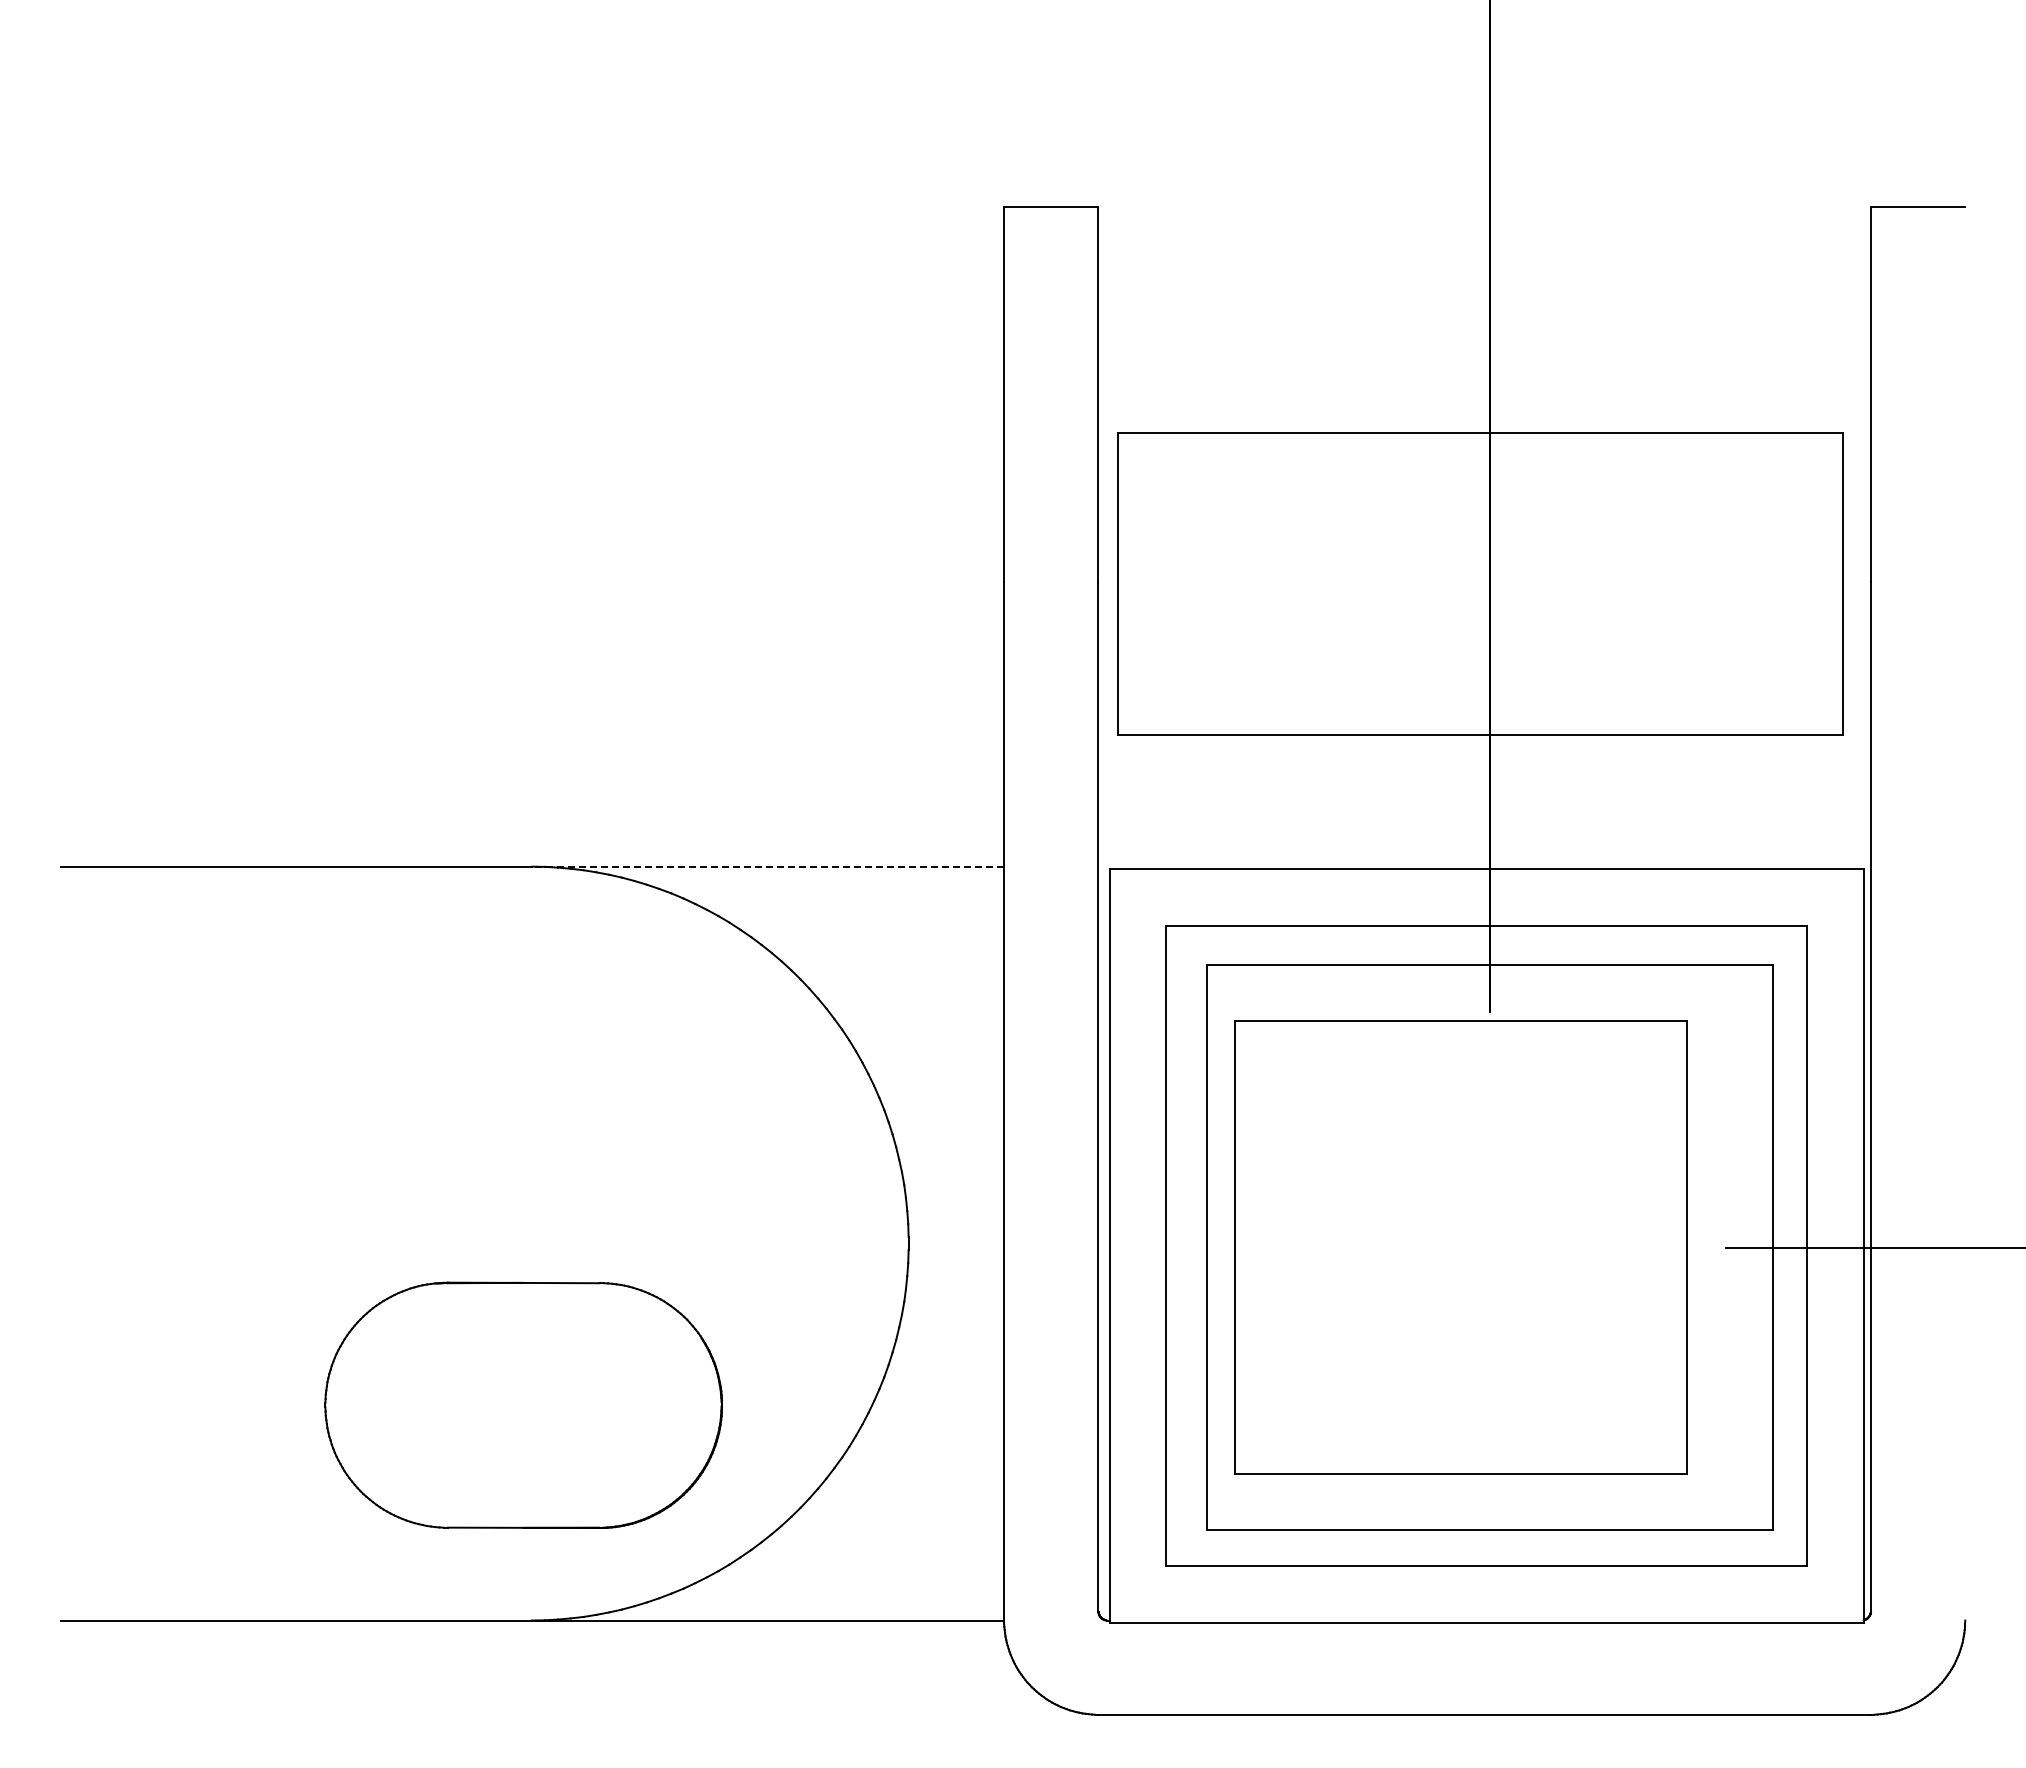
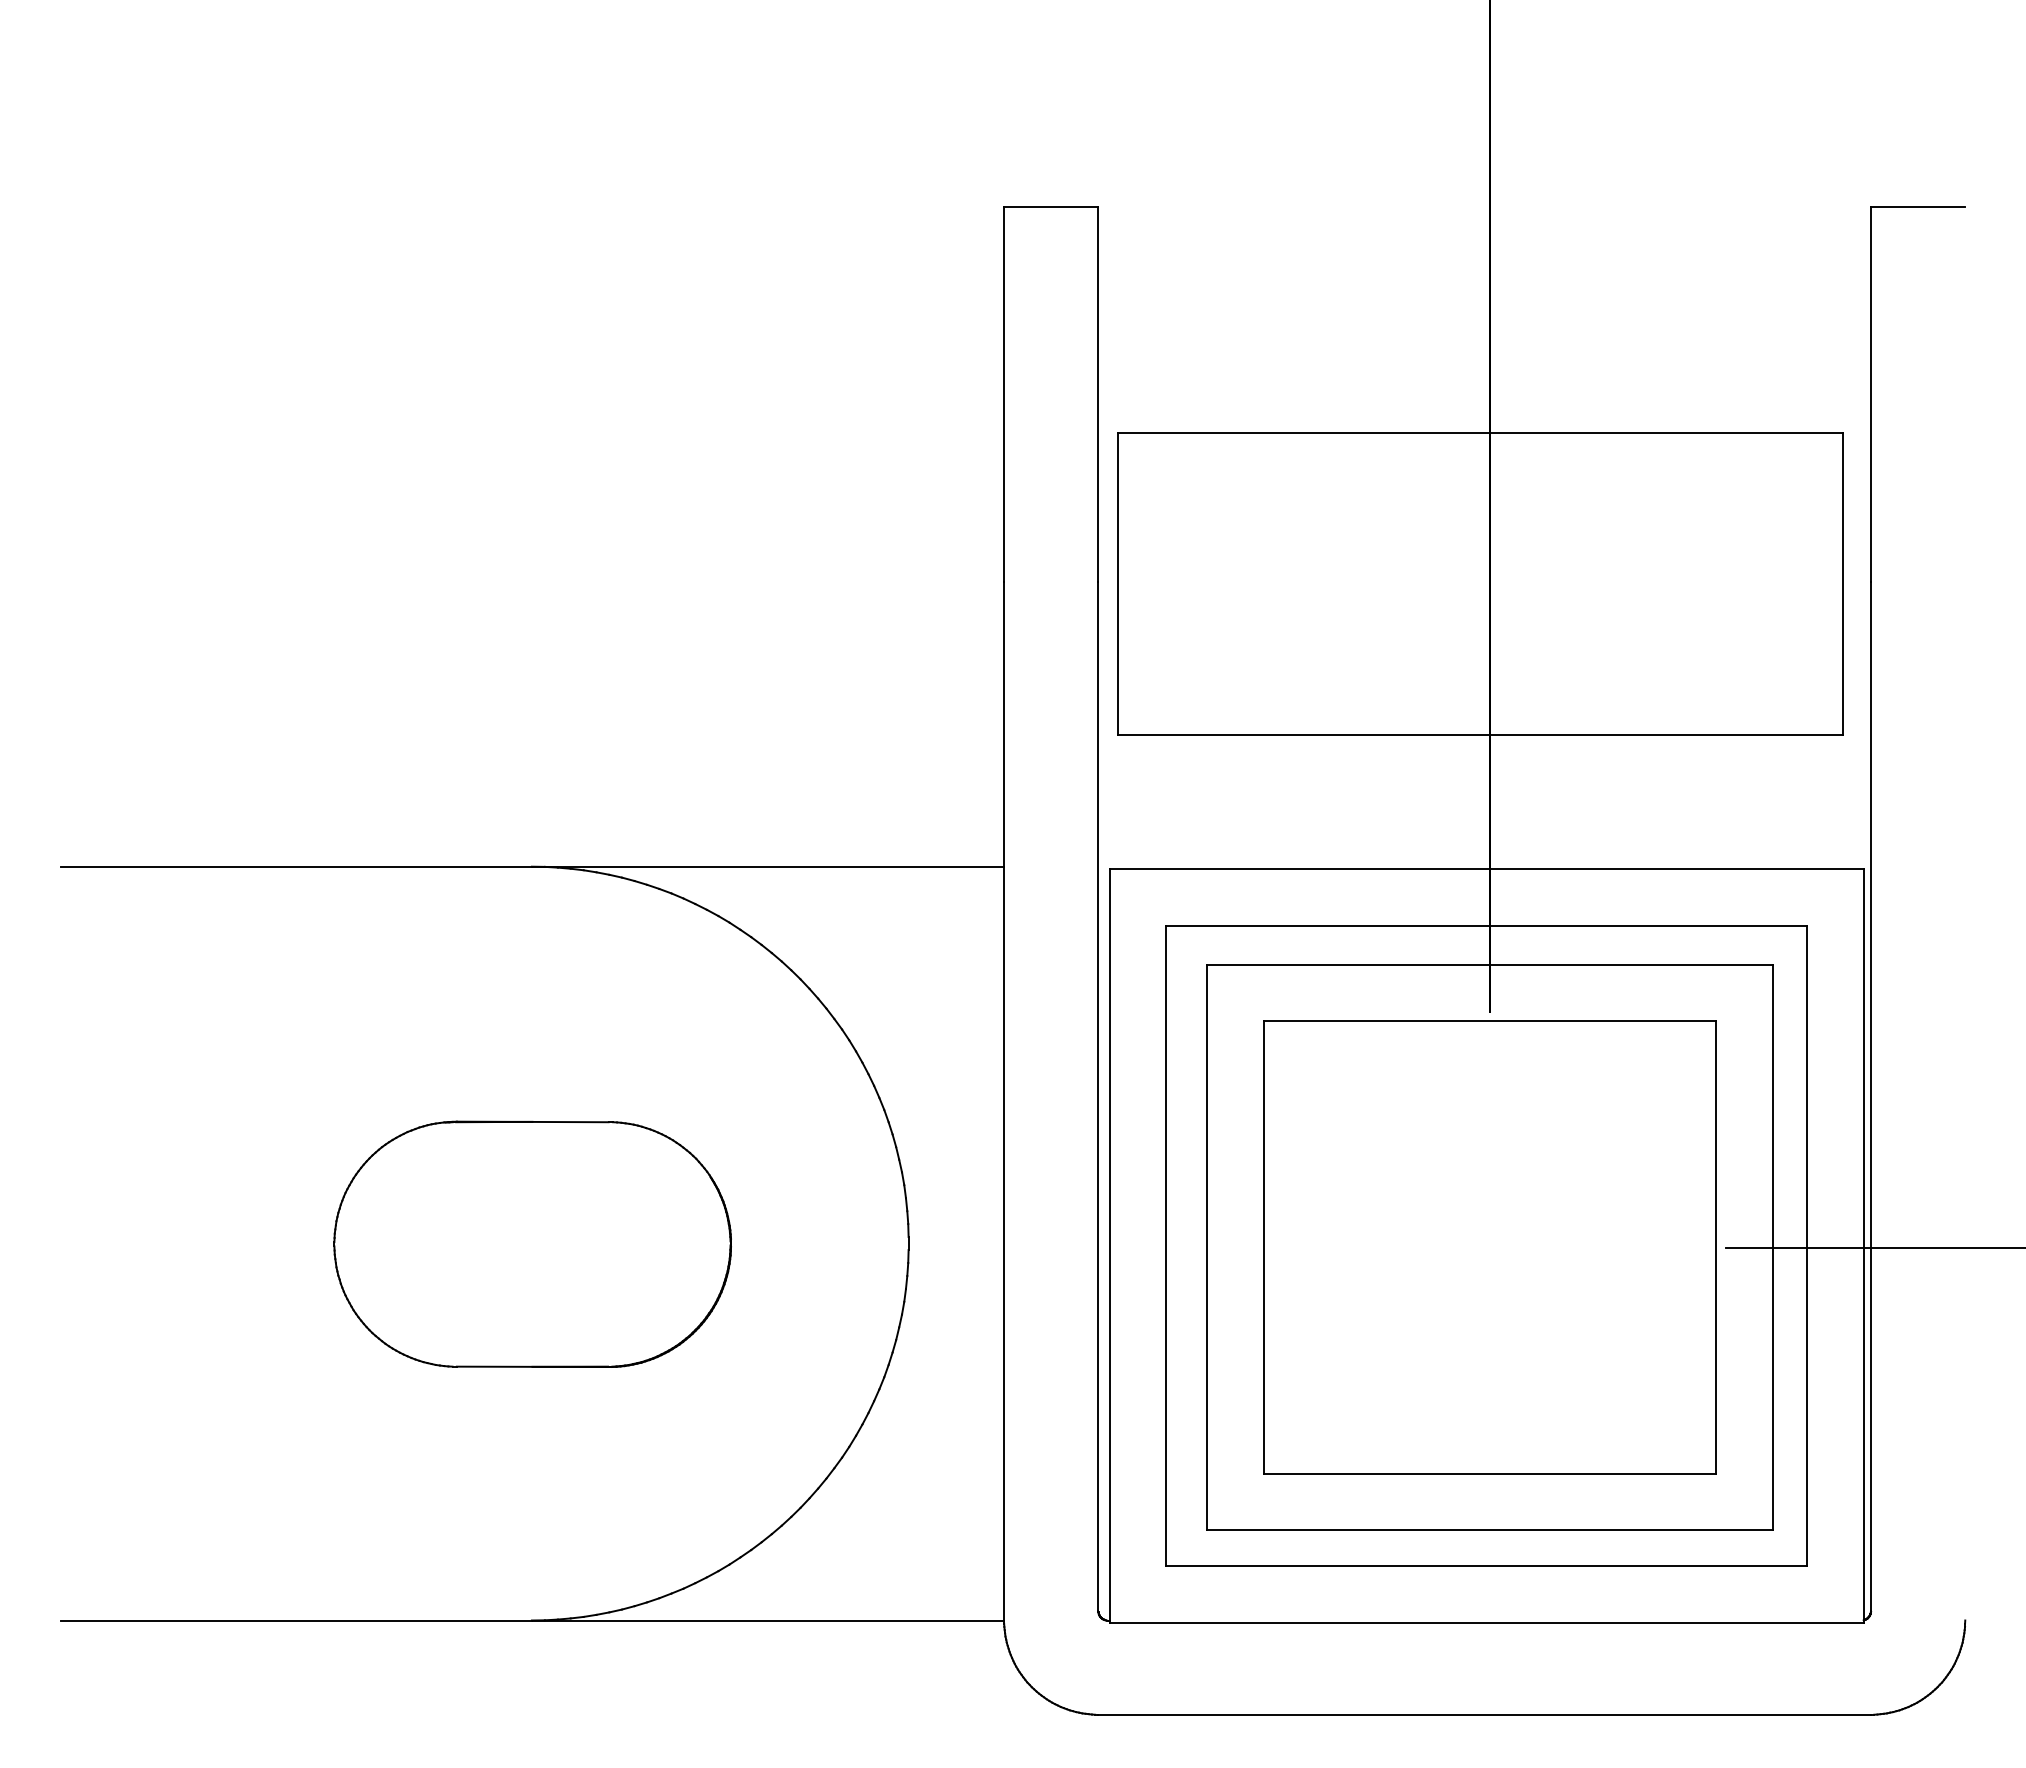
line: dashed -> solid (768, 866)
part position: (1460, 1247) -> (1489, 1247) (1489, 1247)
part position: (523, 1404) -> (532, 1243) (532, 1243)
